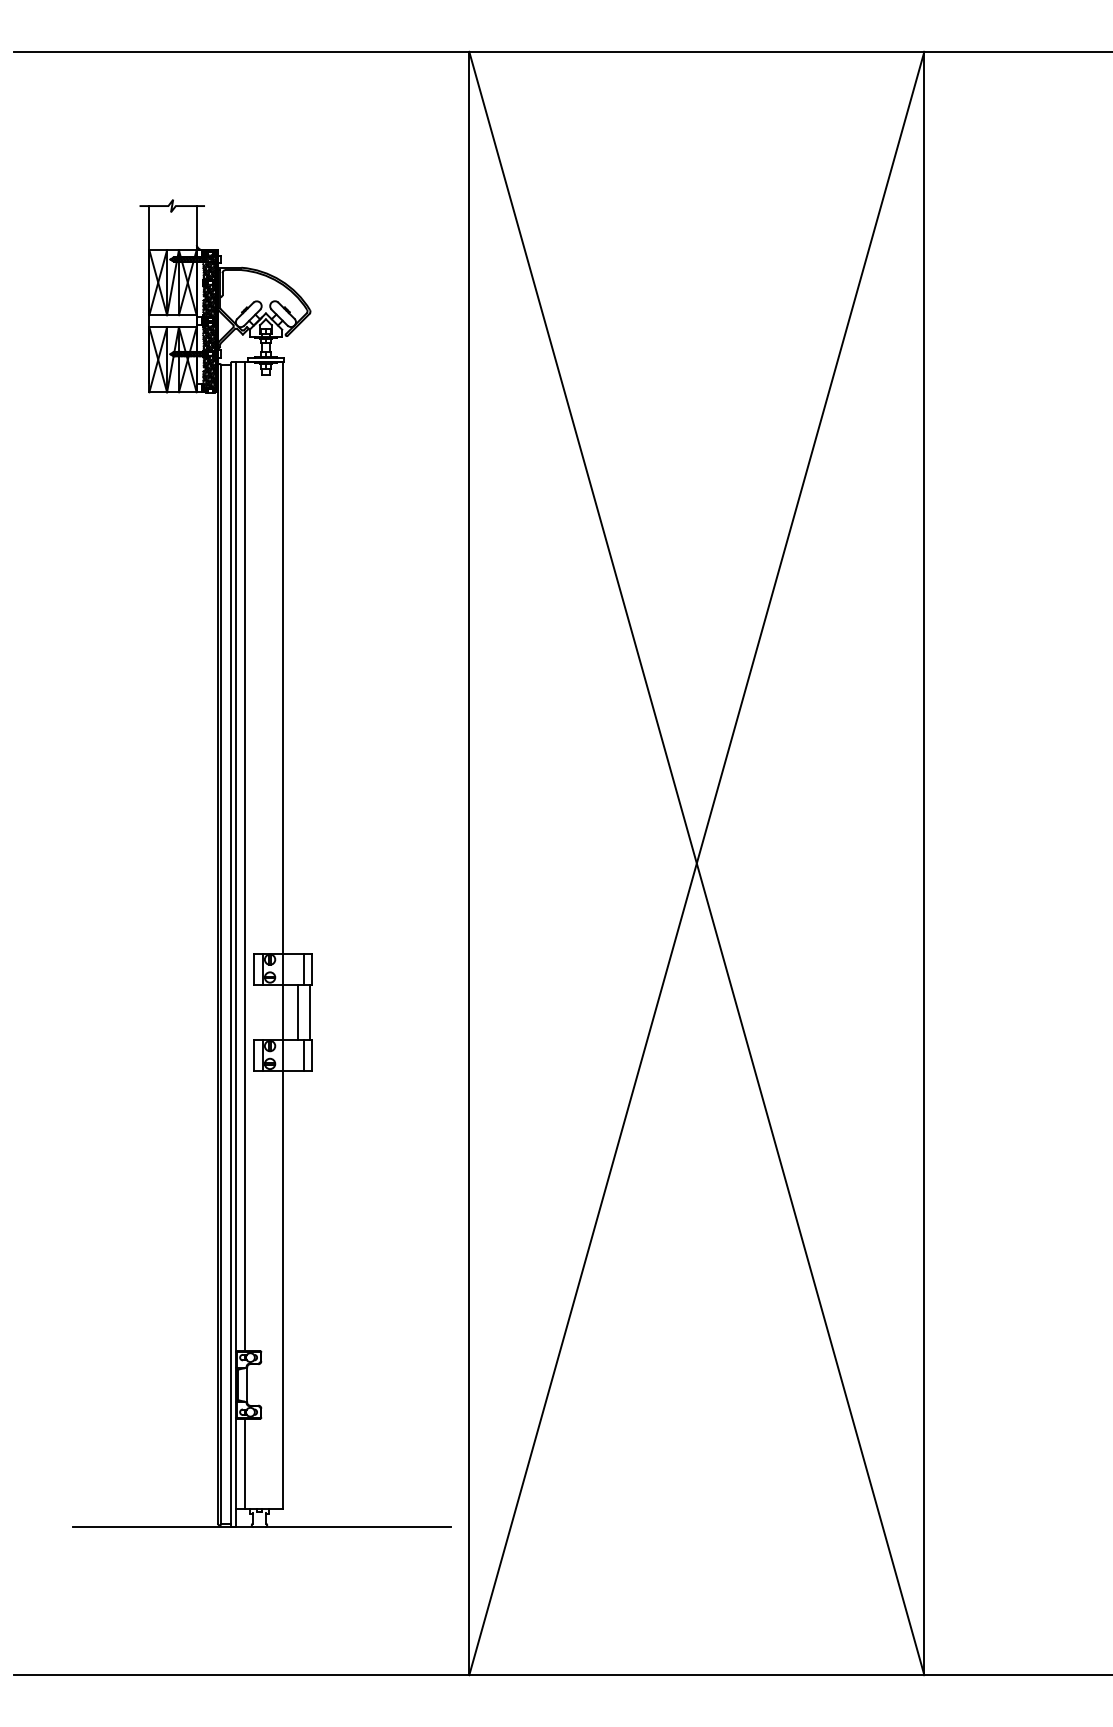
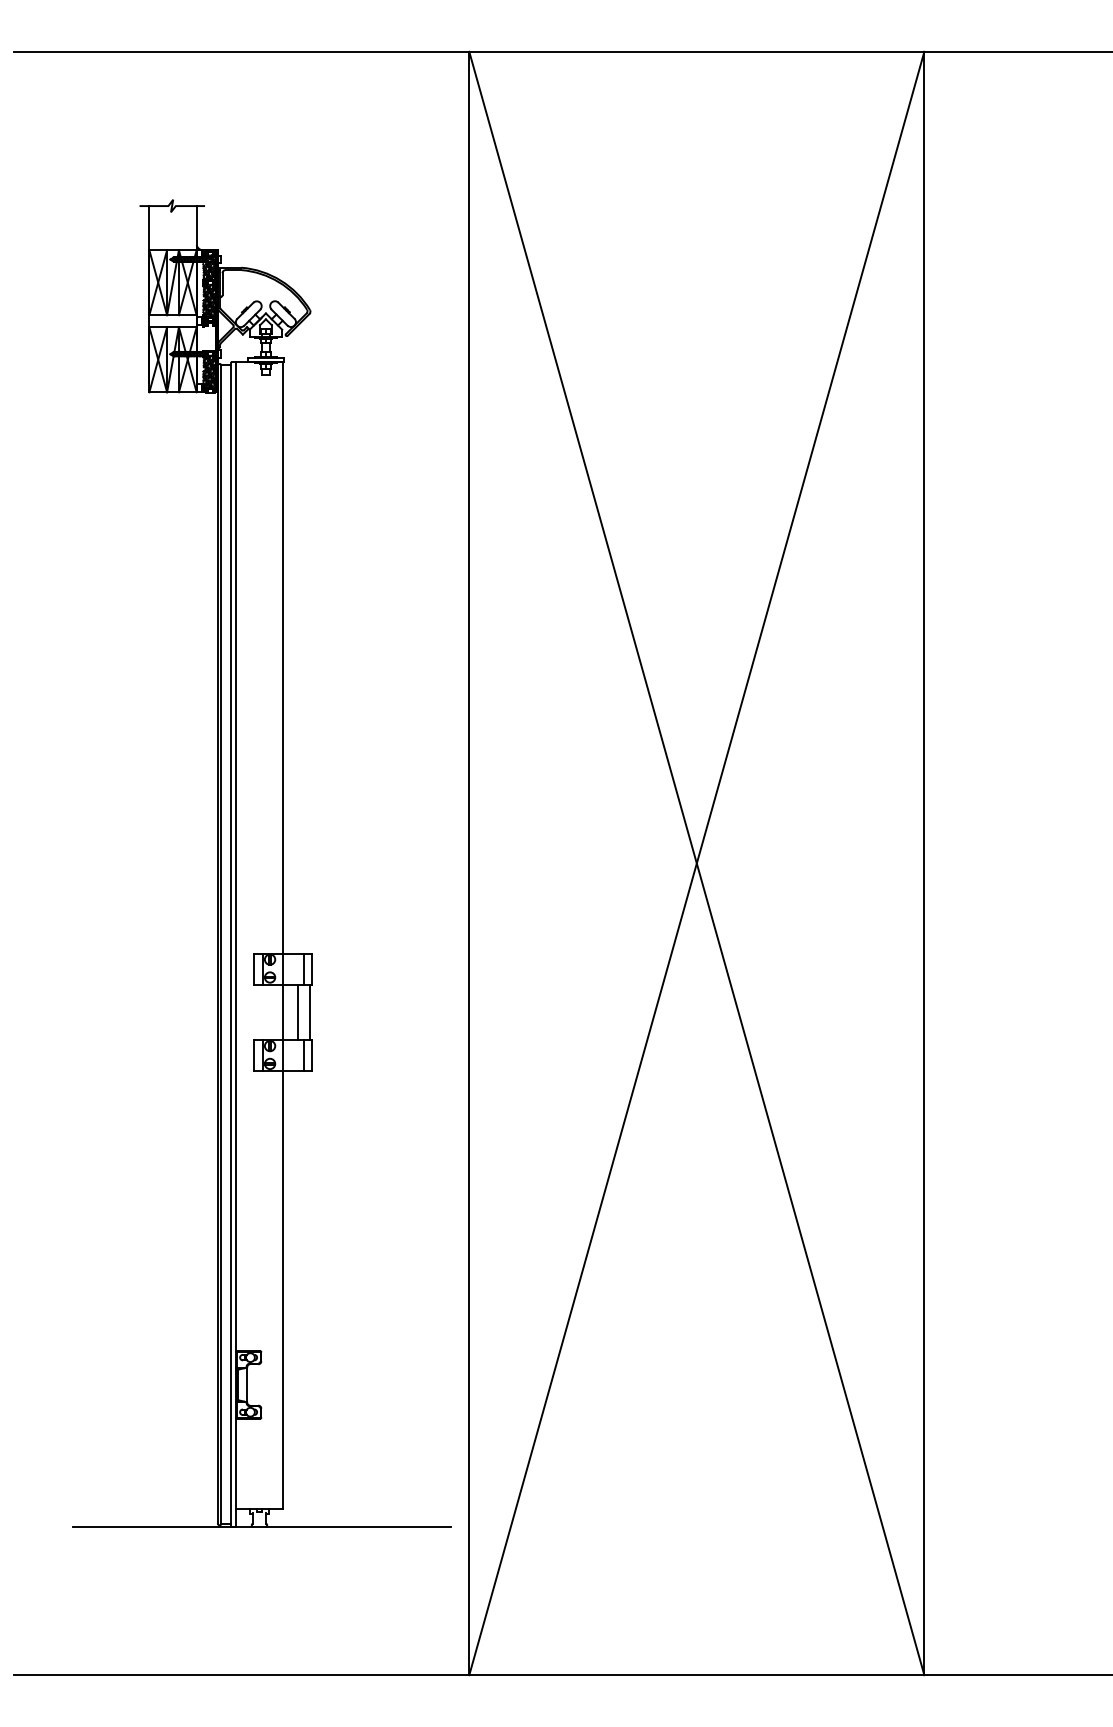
hatch: present -> none (209, 337)
line: present -> none (244, 856)
line: present -> none (244, 1463)
